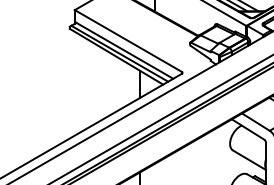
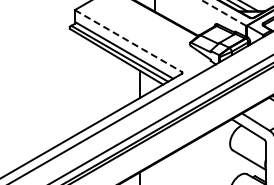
line: solid -> dashed (224, 13)
line: solid -> dashed (128, 41)
